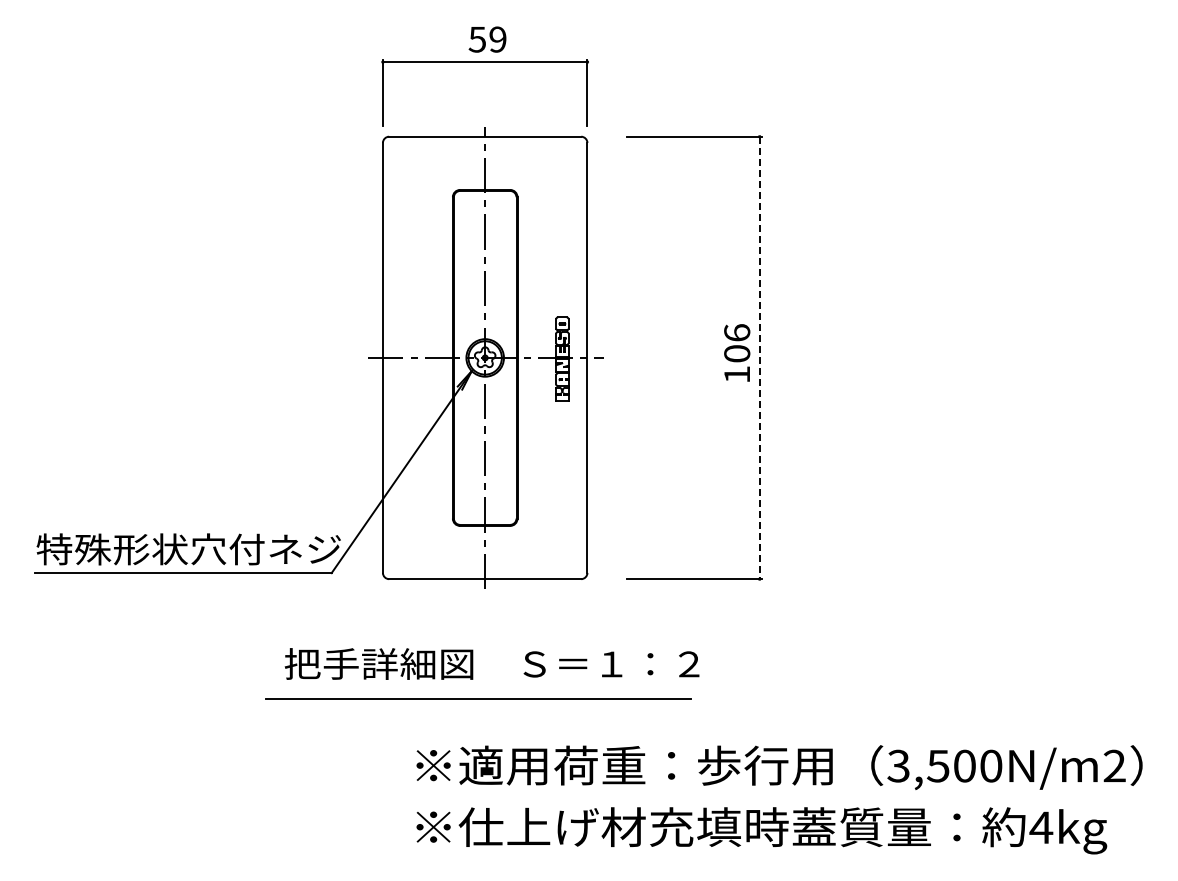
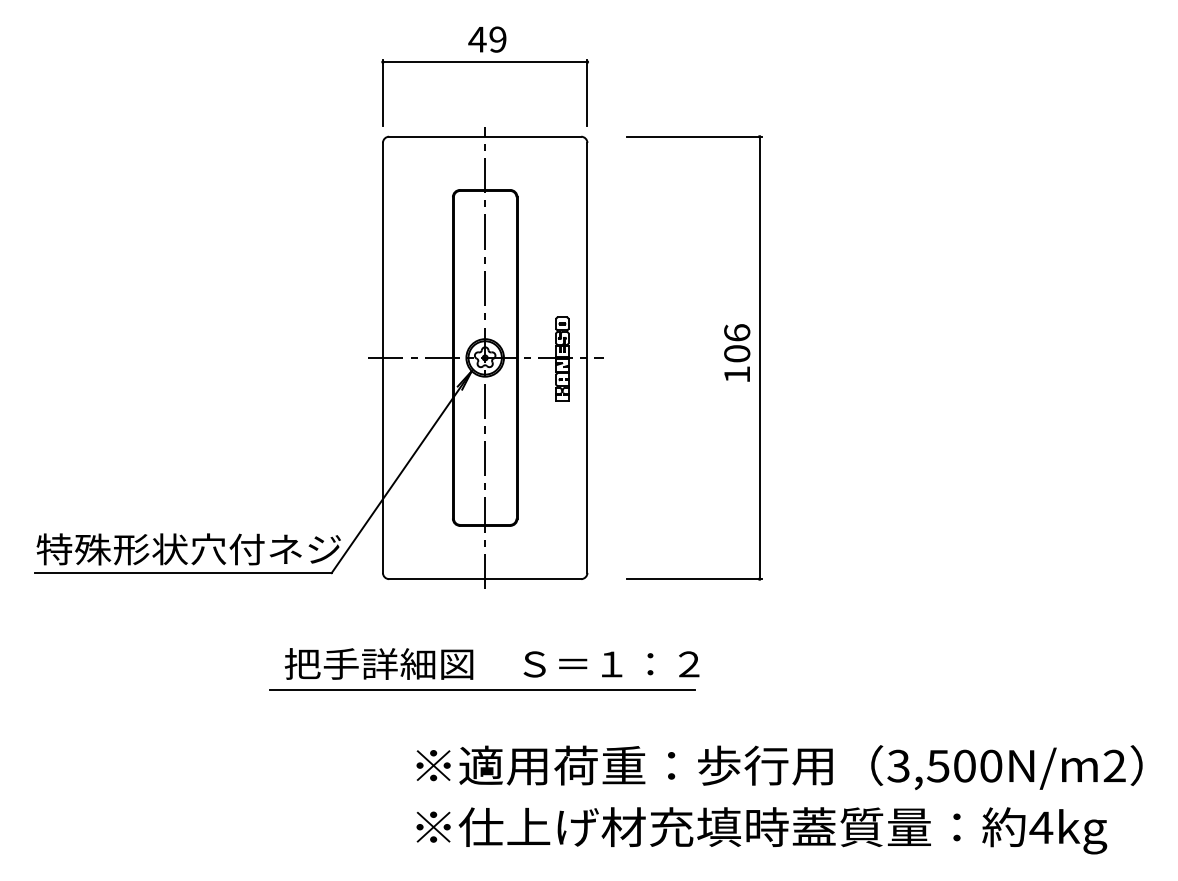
text: 59 -> 49 (477, 39)
line: dashed -> solid (759, 358)
line position: (478, 698) -> (482, 689) (482, 689)
